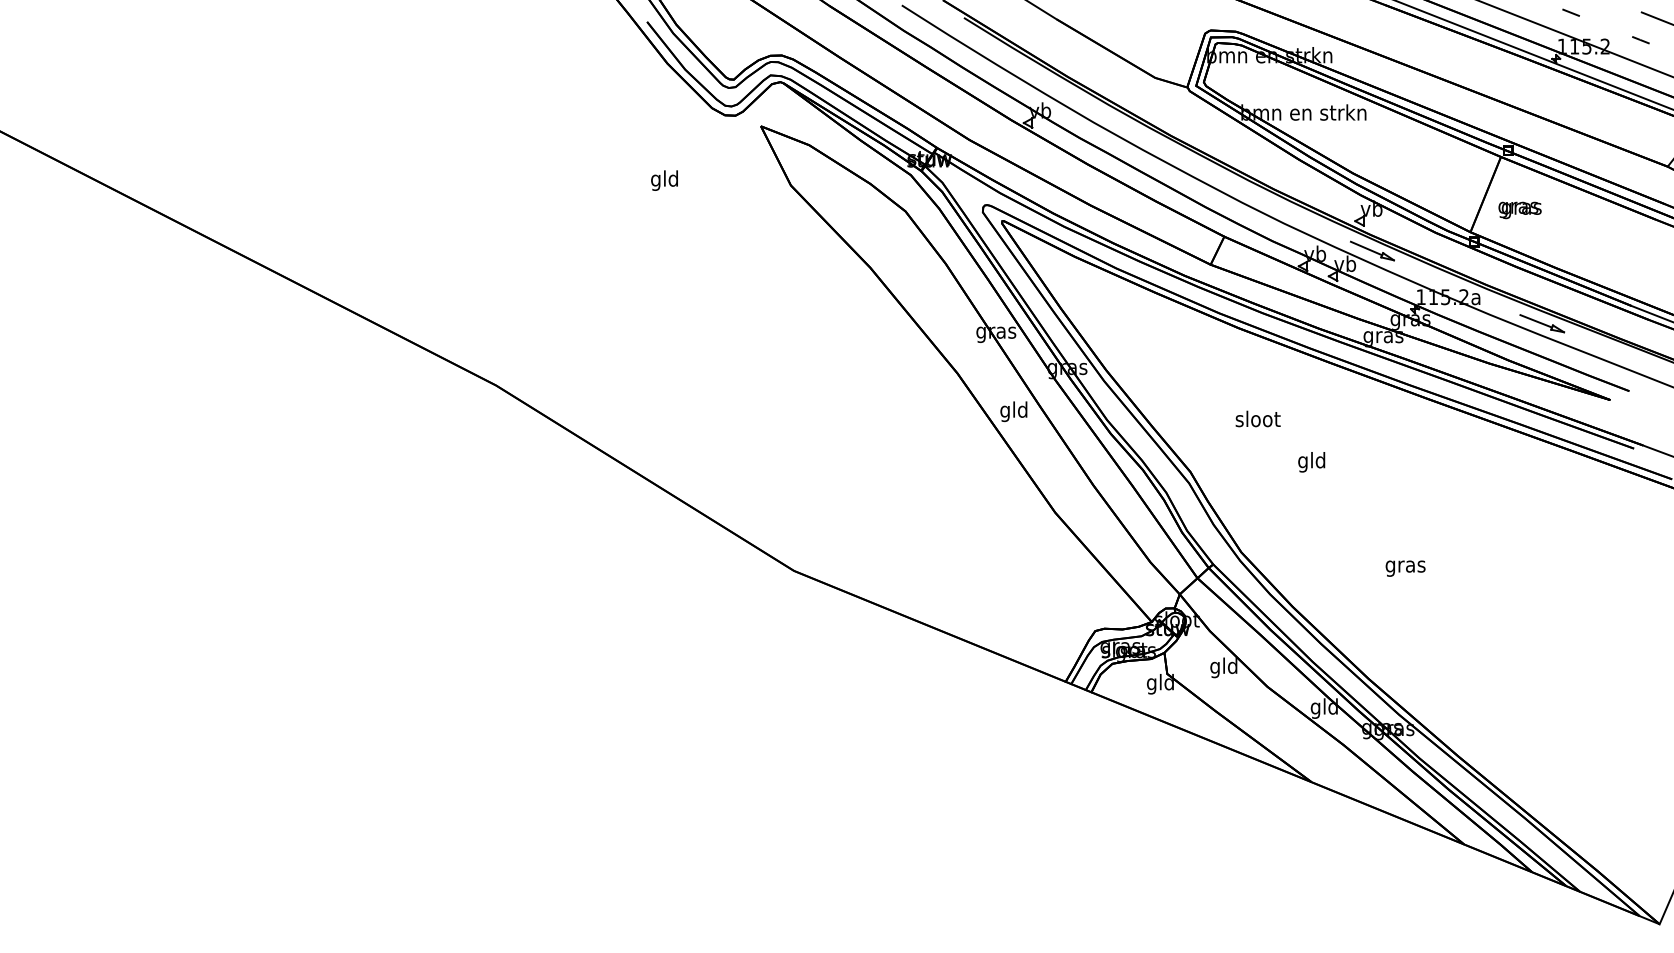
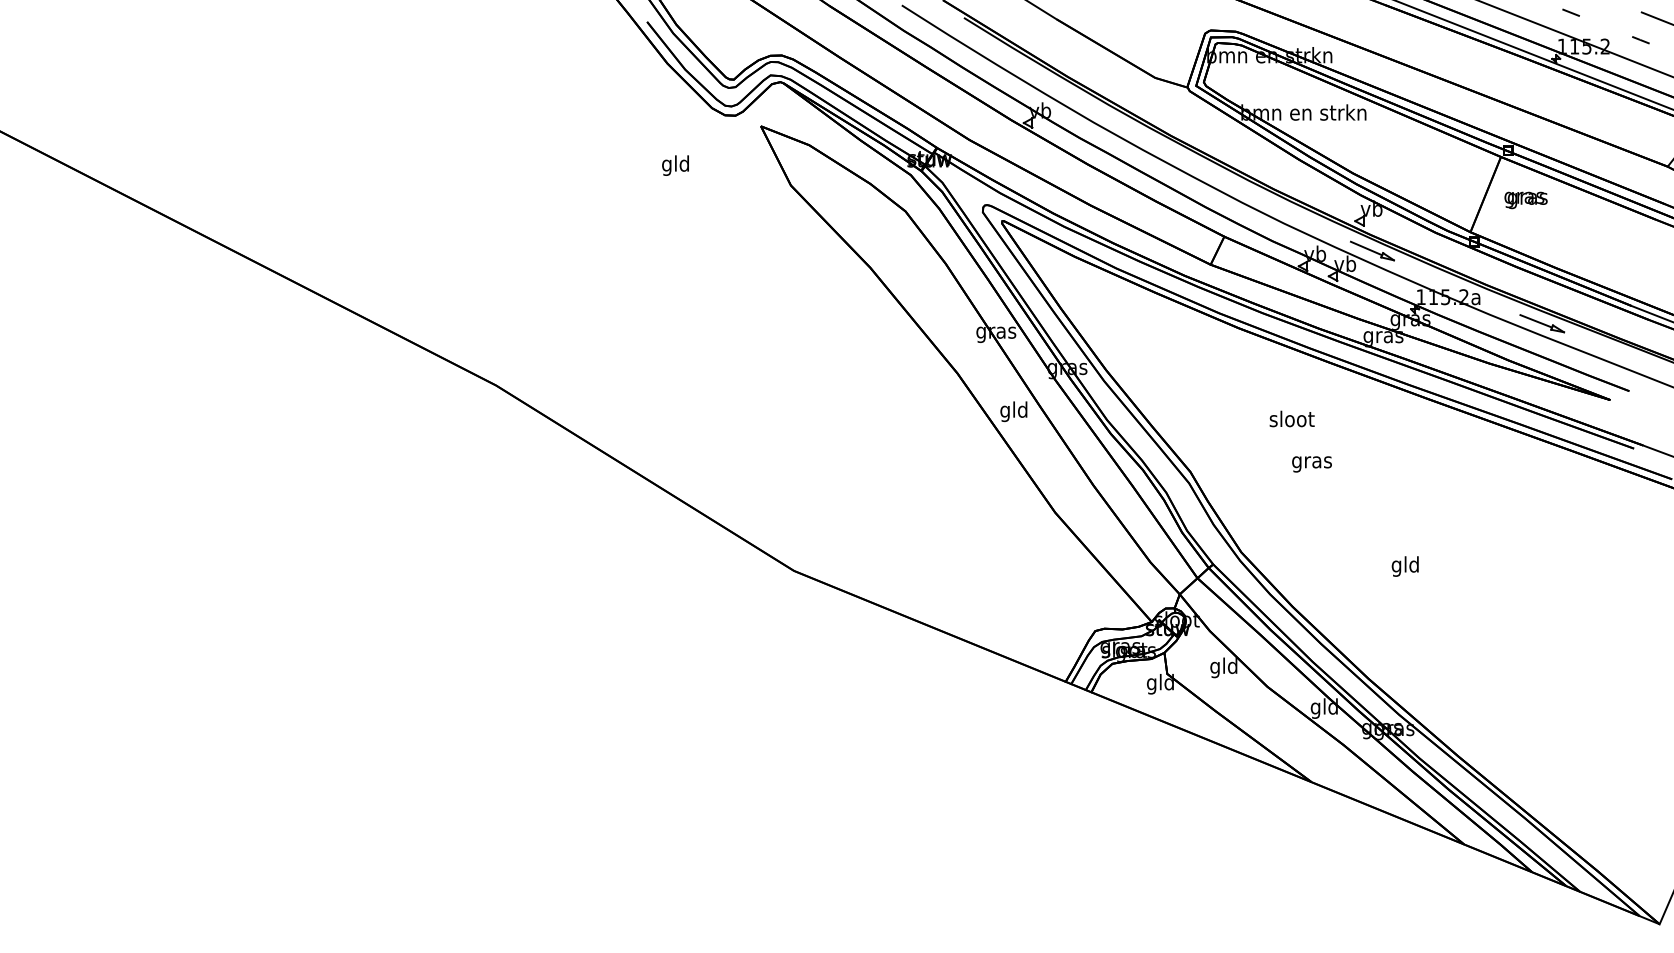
text position: (664, 180) -> (675, 165) (675, 165)
text position: (1519, 210) -> (1525, 200) (1525, 200)
text position: (1257, 418) -> (1291, 418) (1291, 418)
text: gld -> gras (1311, 462)
text: gras -> gld (1405, 566)
